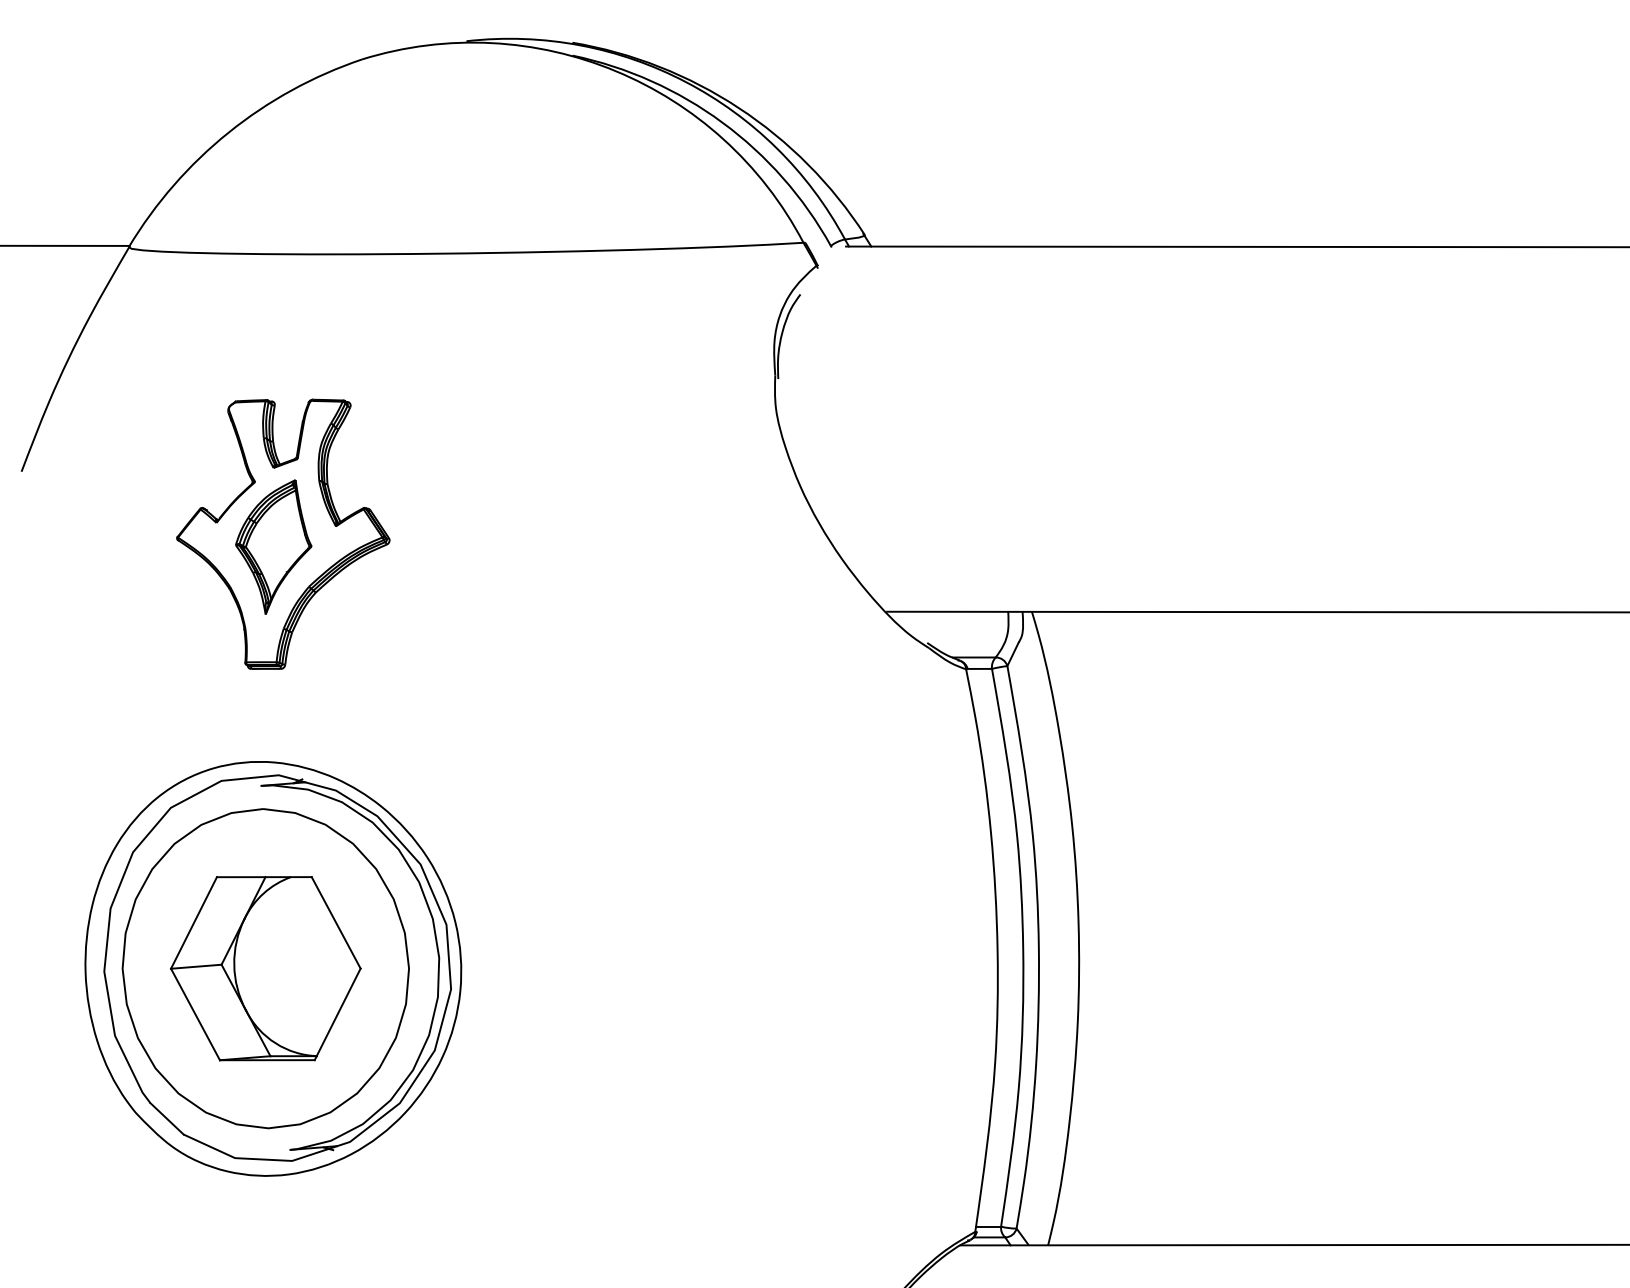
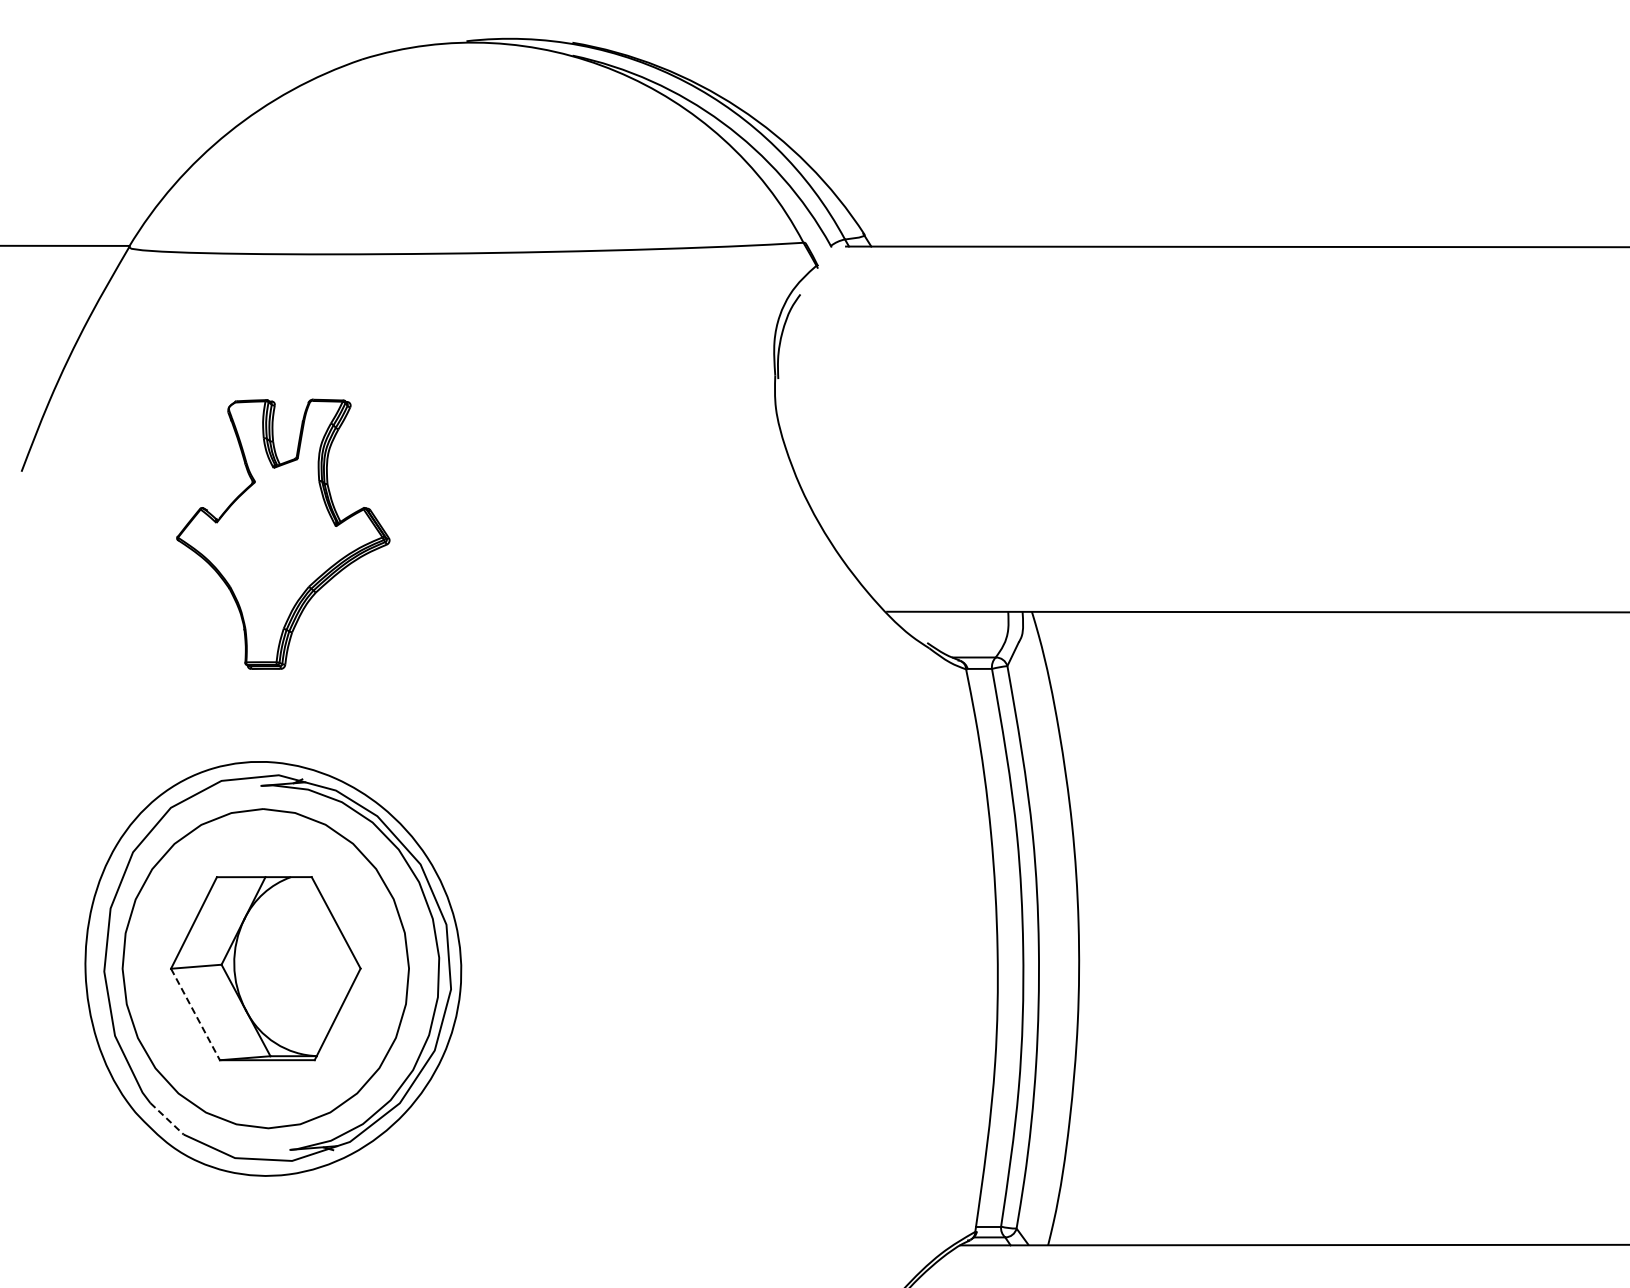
part: present -> none (273, 546)
line: solid -> dashed (195, 1014)
line: solid -> dashed (167, 1118)
